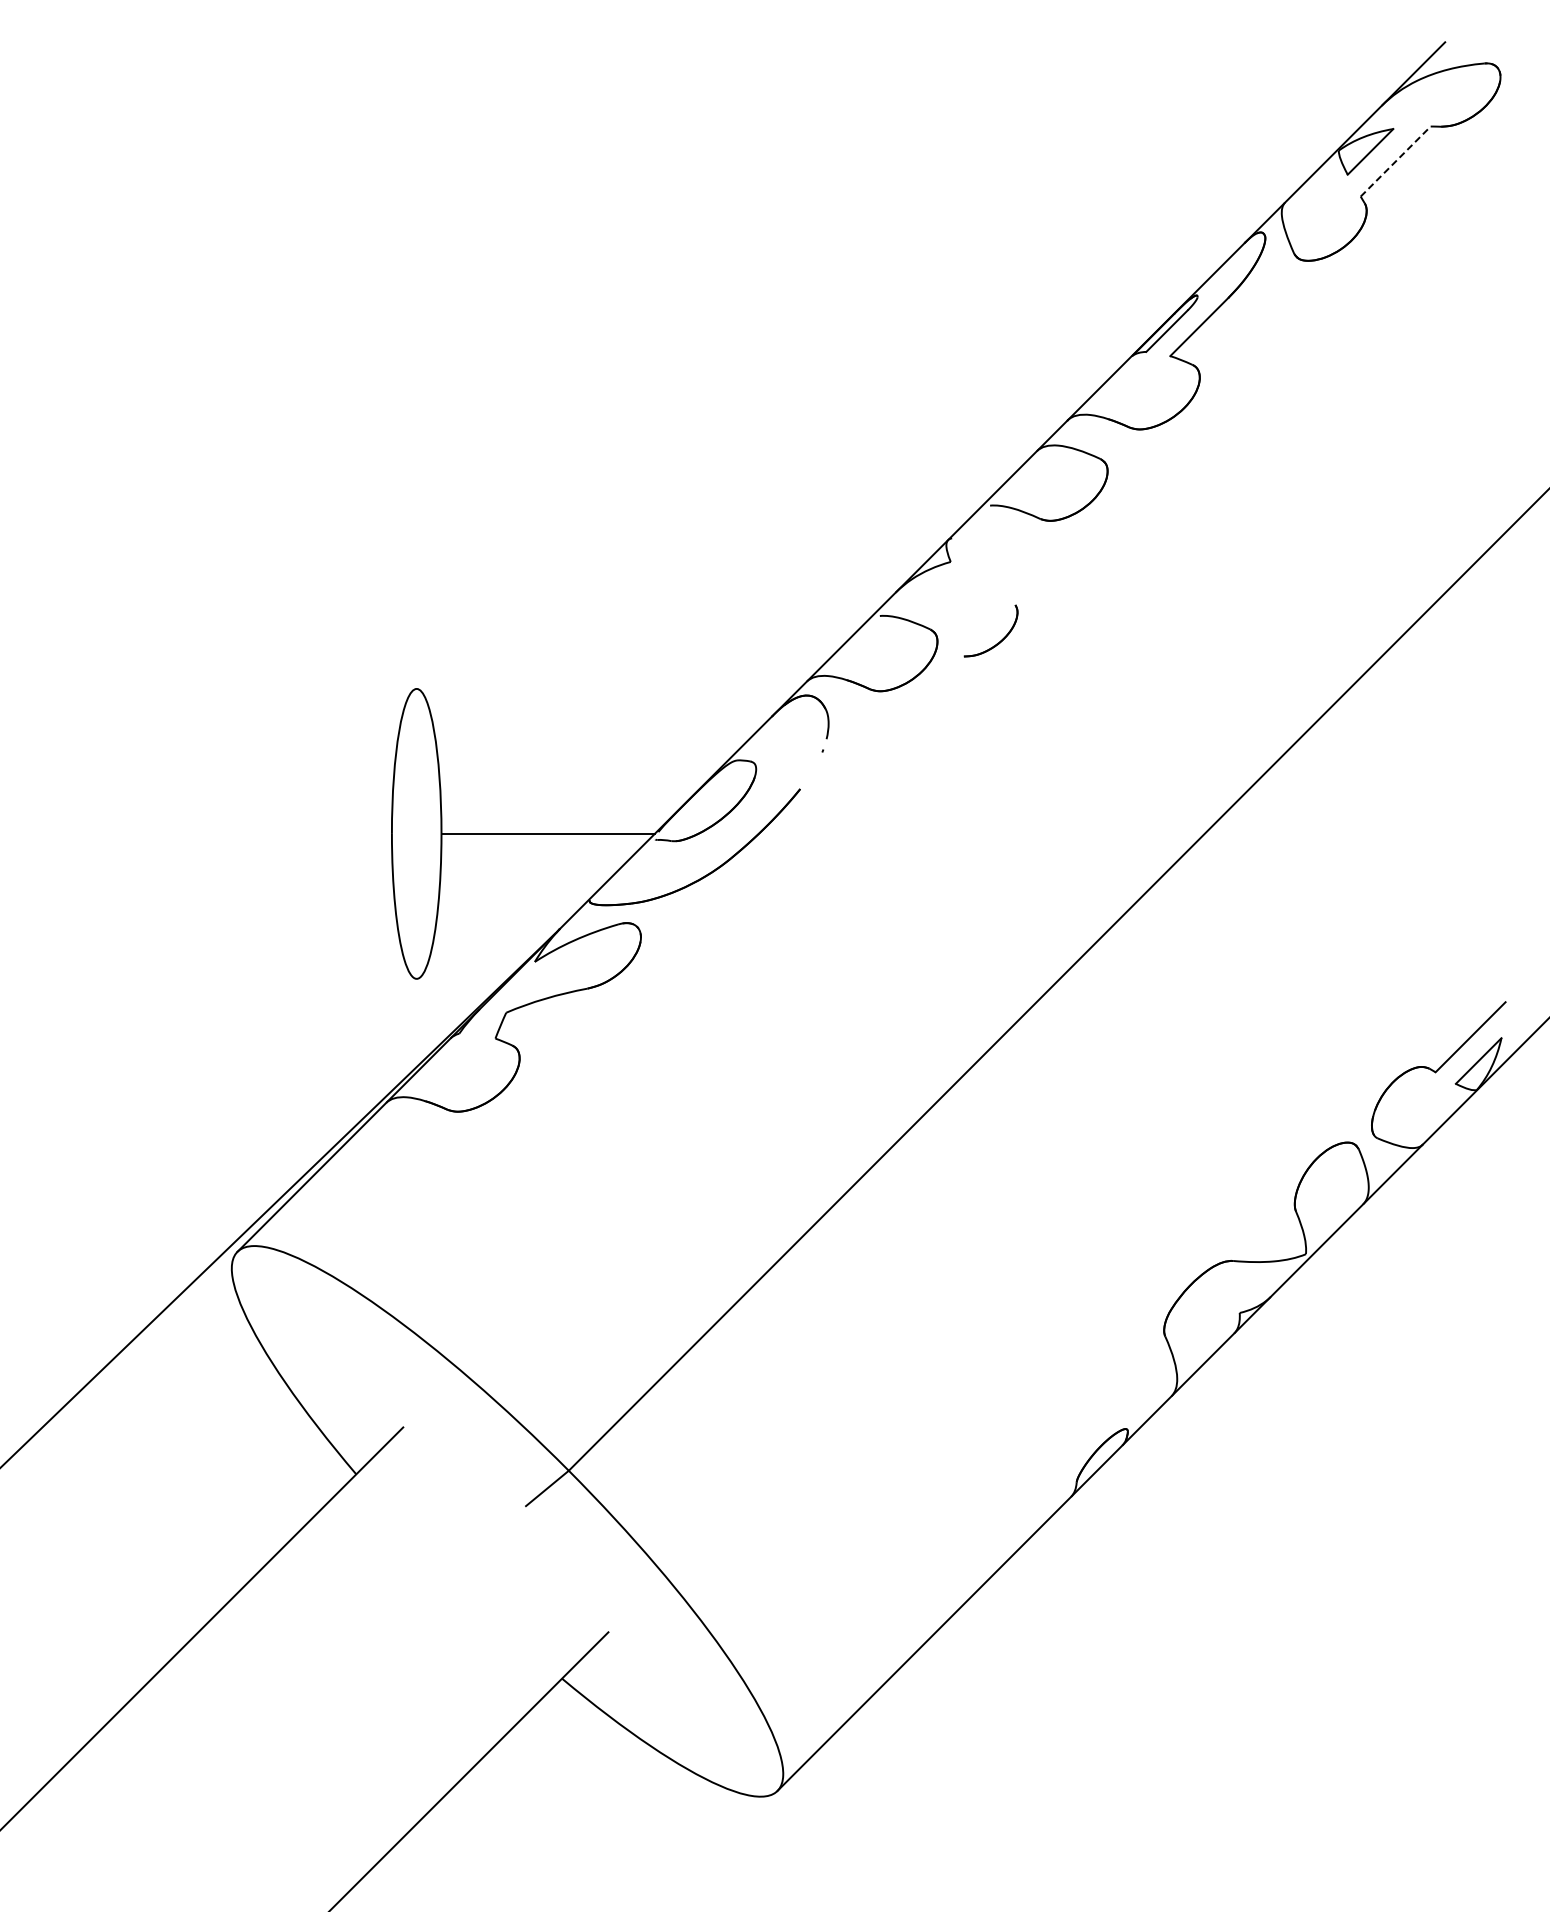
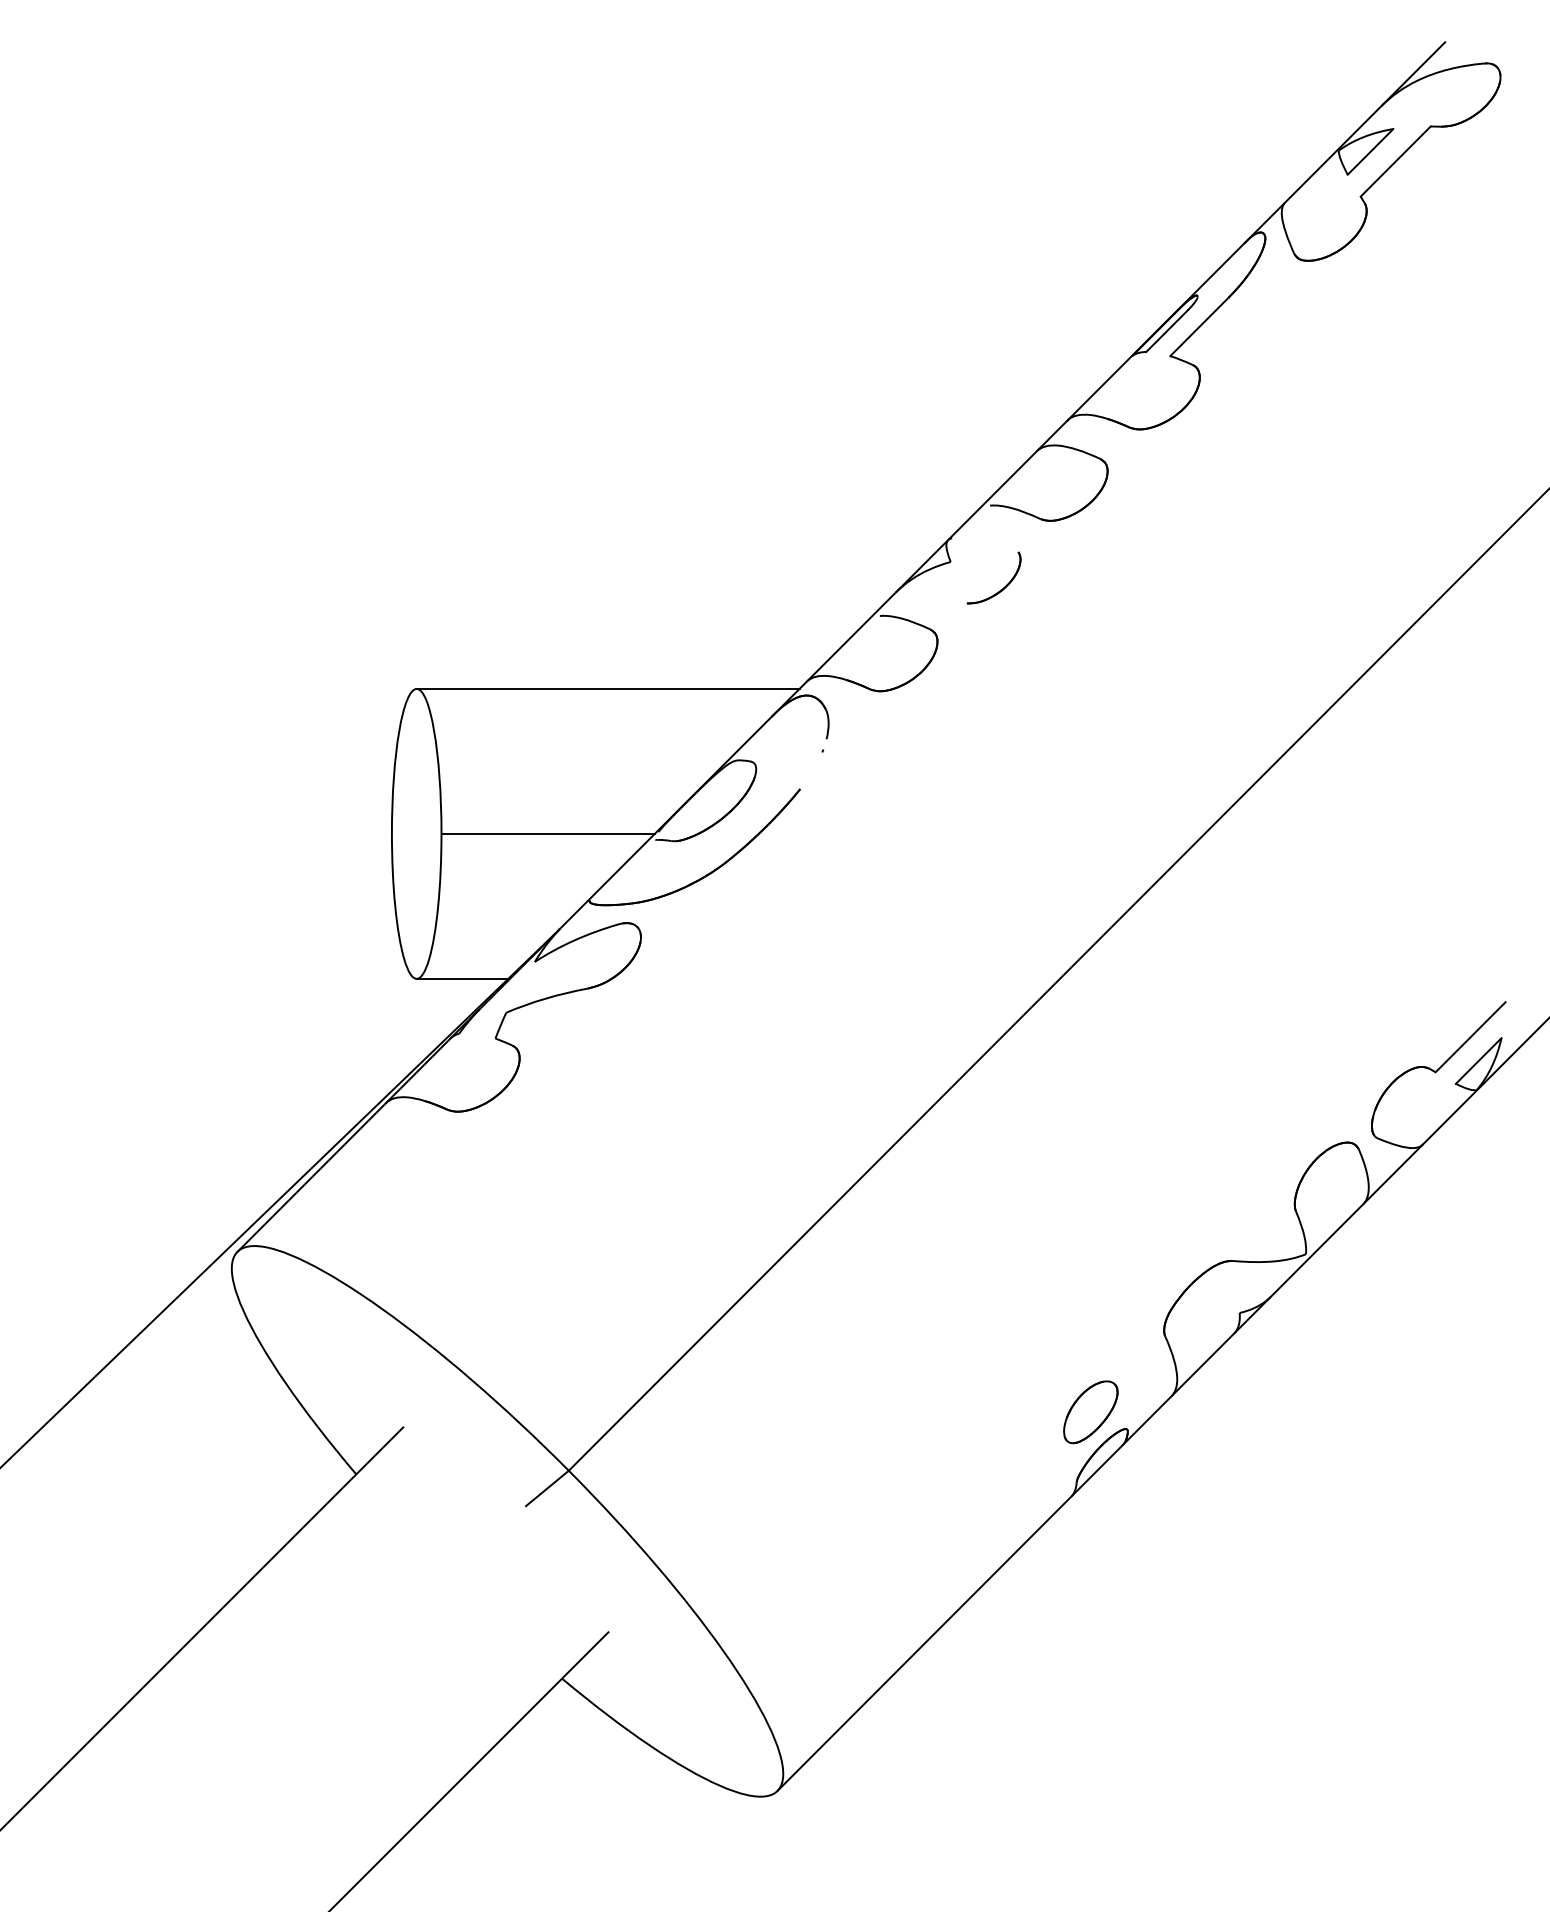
line: dashed -> solid (1395, 161)
part position: (1000, 640) -> (1003, 587) (1003, 587)
line: none -> present (607, 688)
line: none -> present (462, 978)
part: none -> present (1090, 1412)
